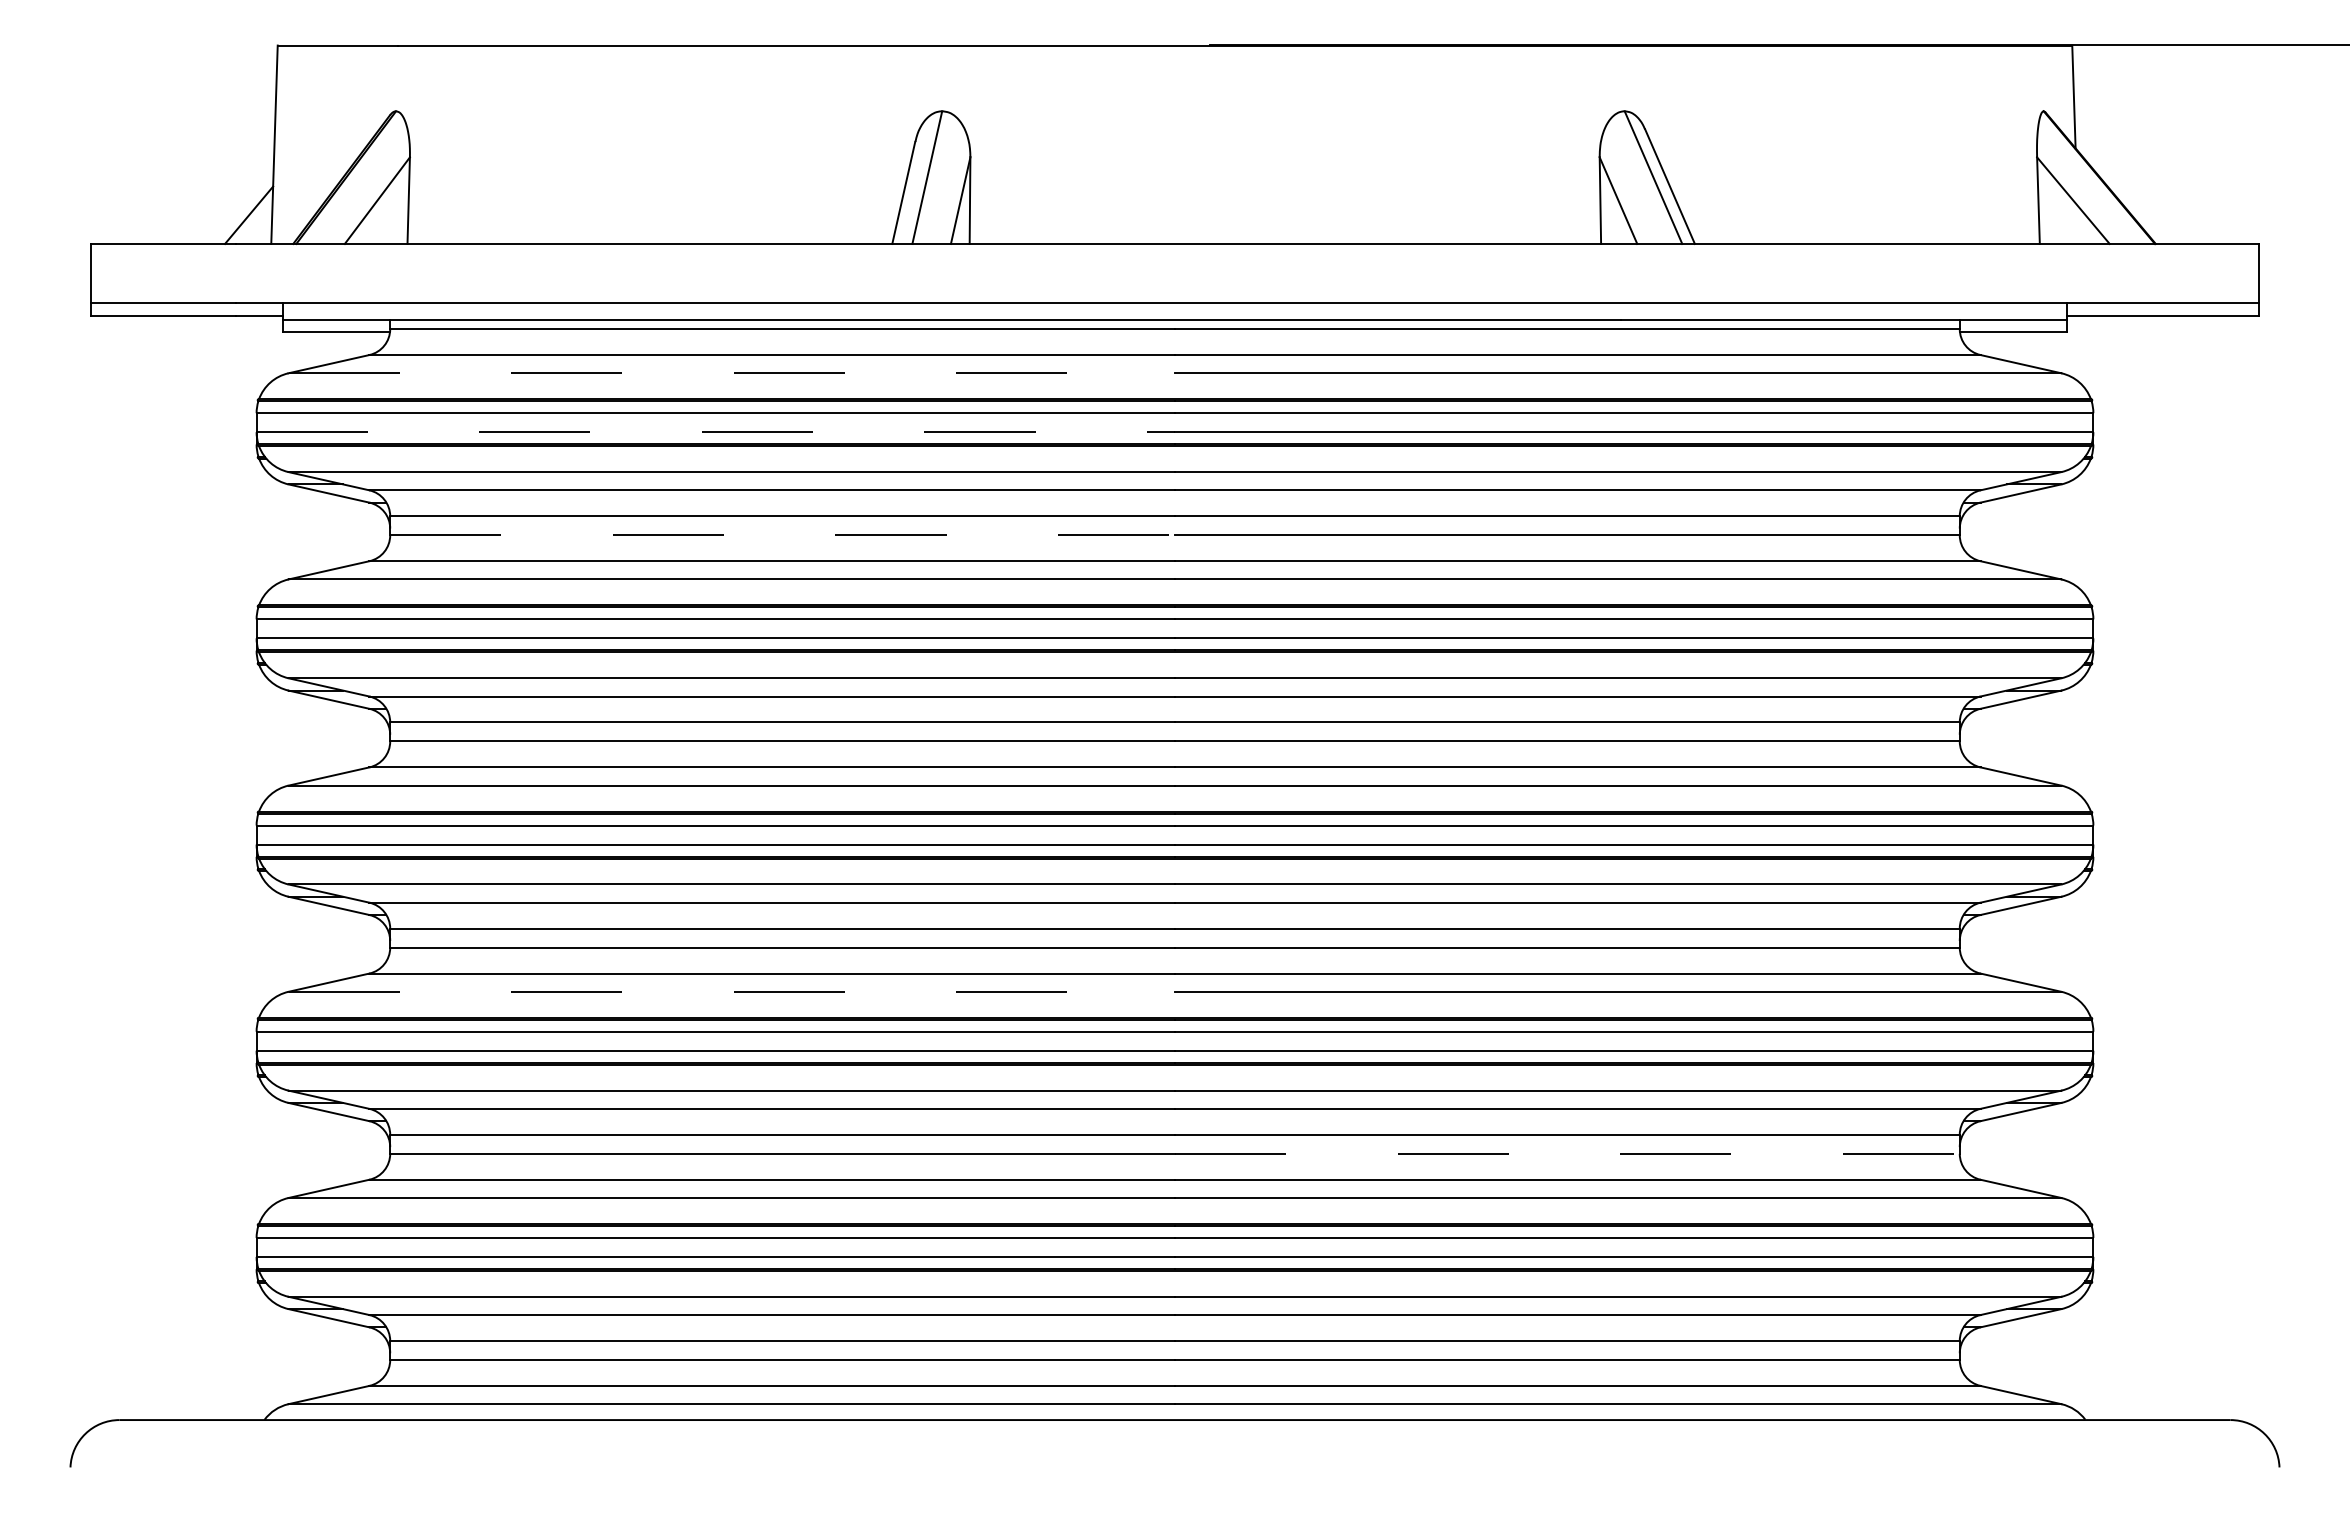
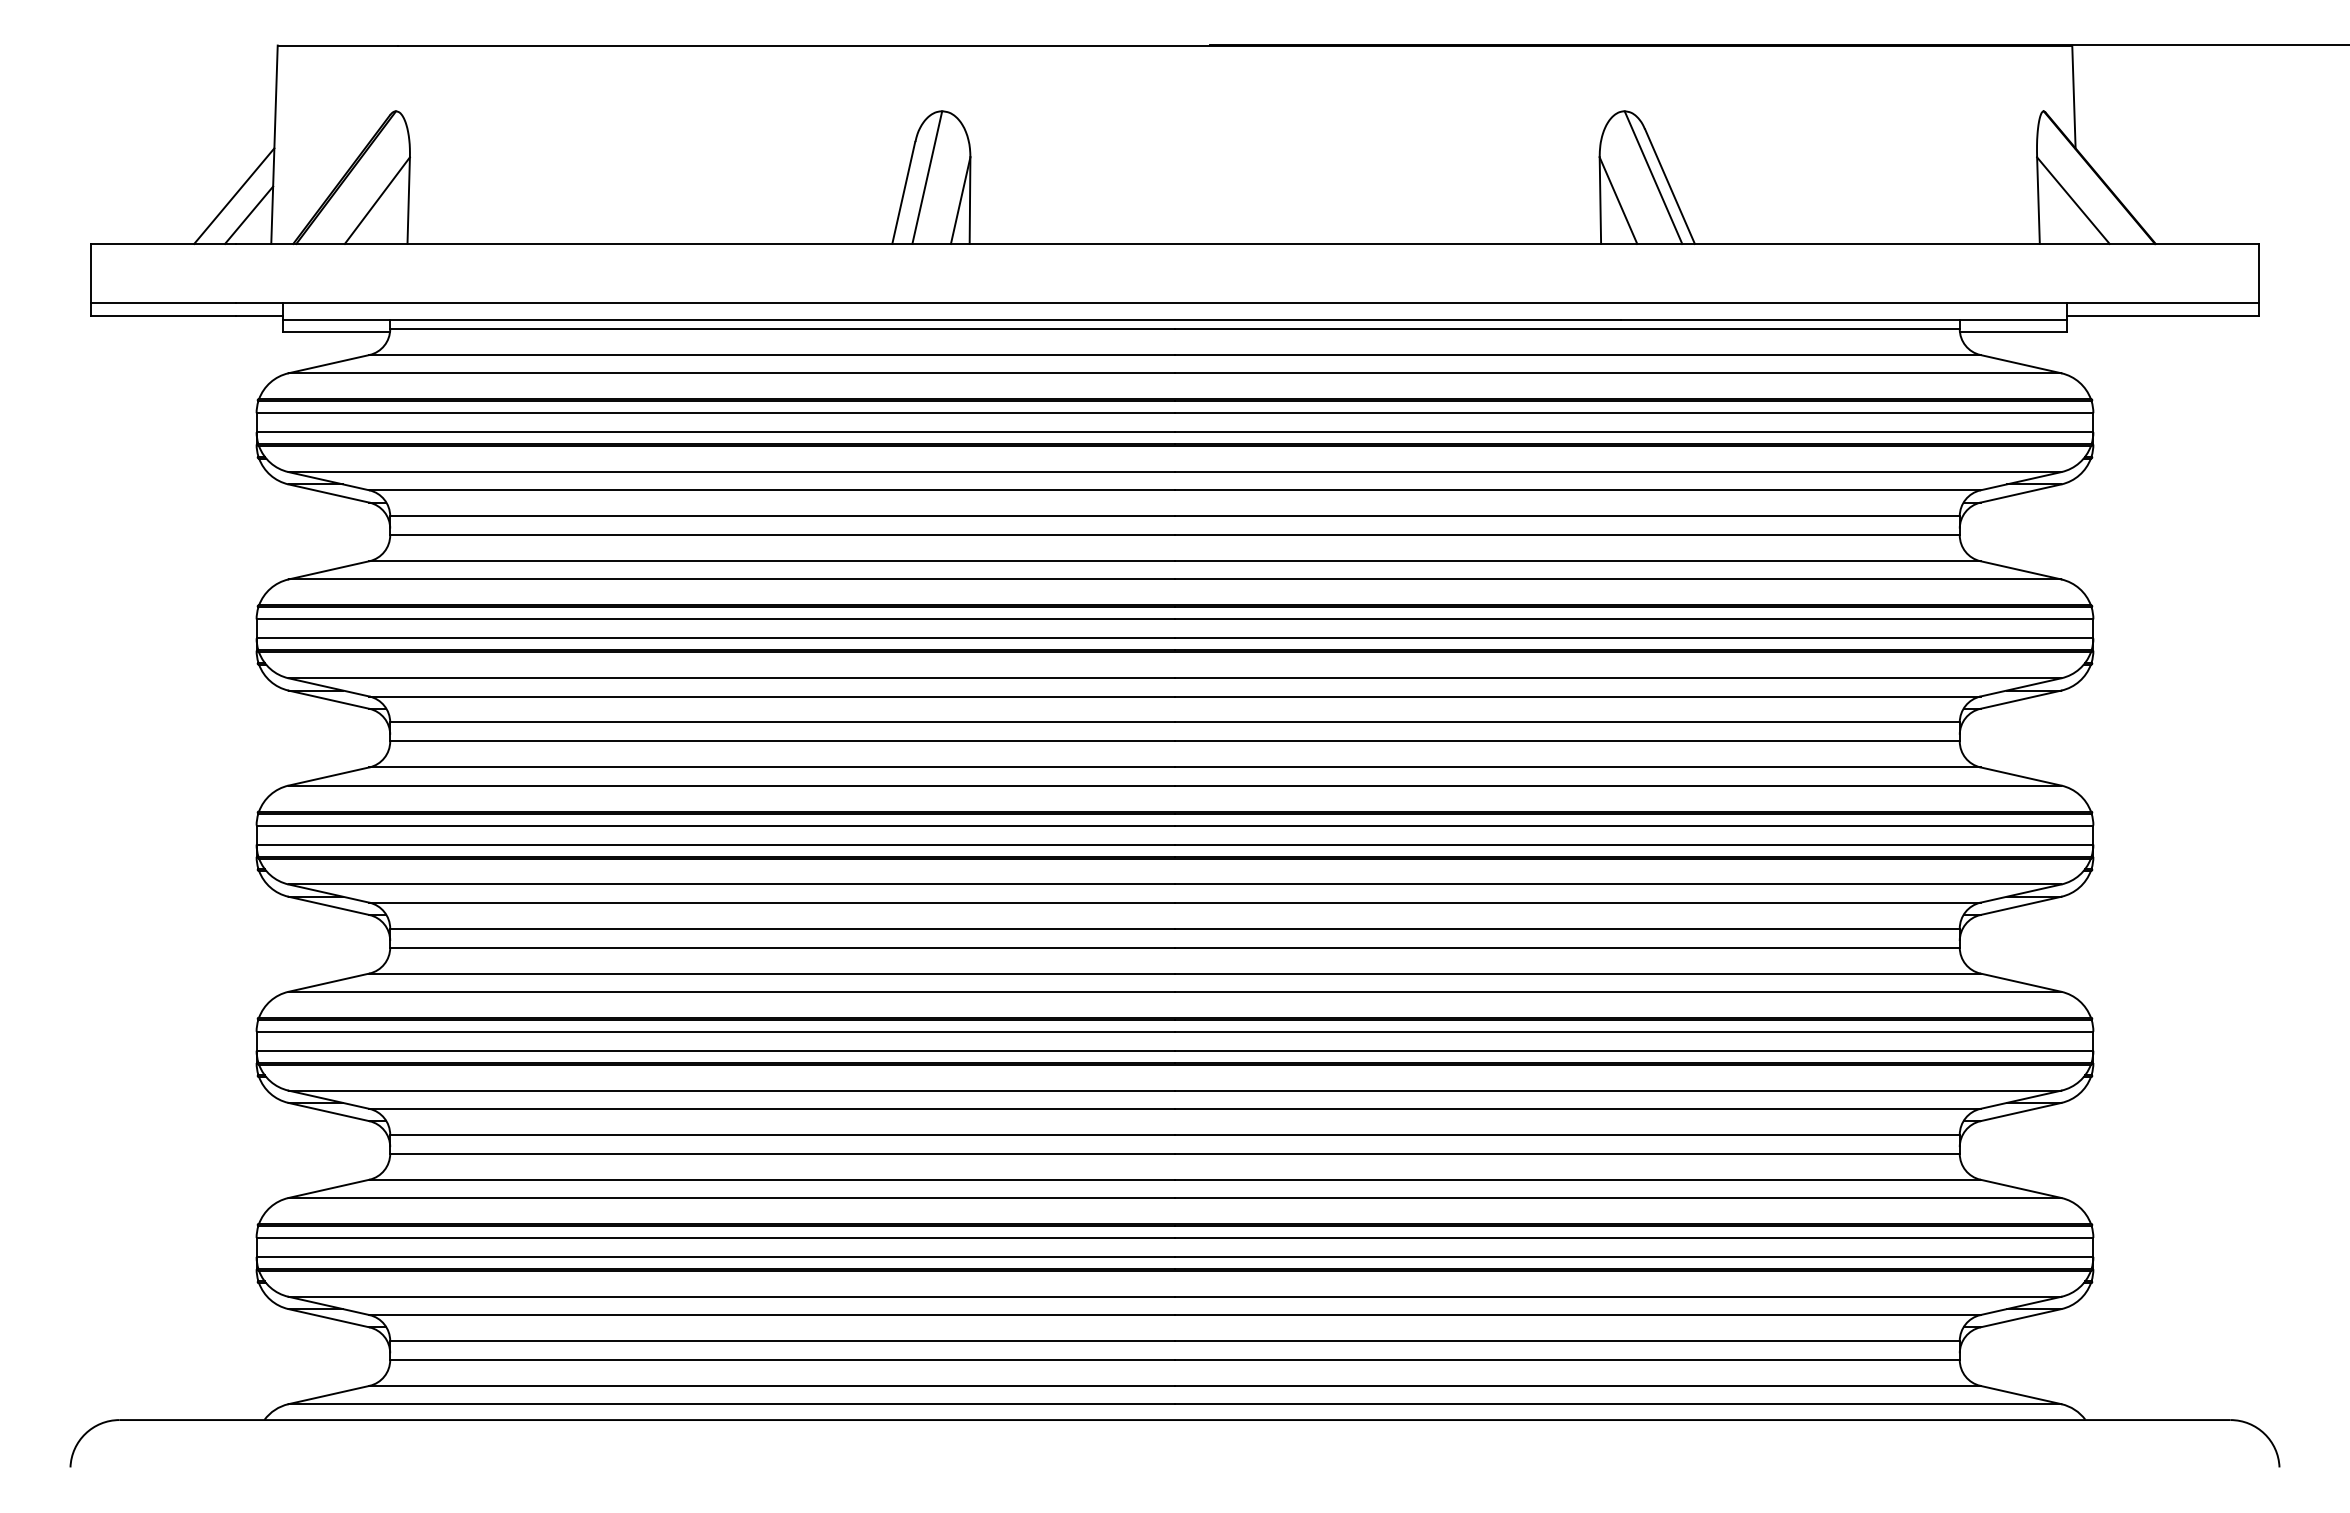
line: none -> present (234, 195)
line: dashed -> solid (732, 373)
line: dashed -> solid (716, 432)
line: dashed -> solid (783, 535)
line: dashed -> solid (732, 991)
line: dashed -> solid (1567, 1153)
